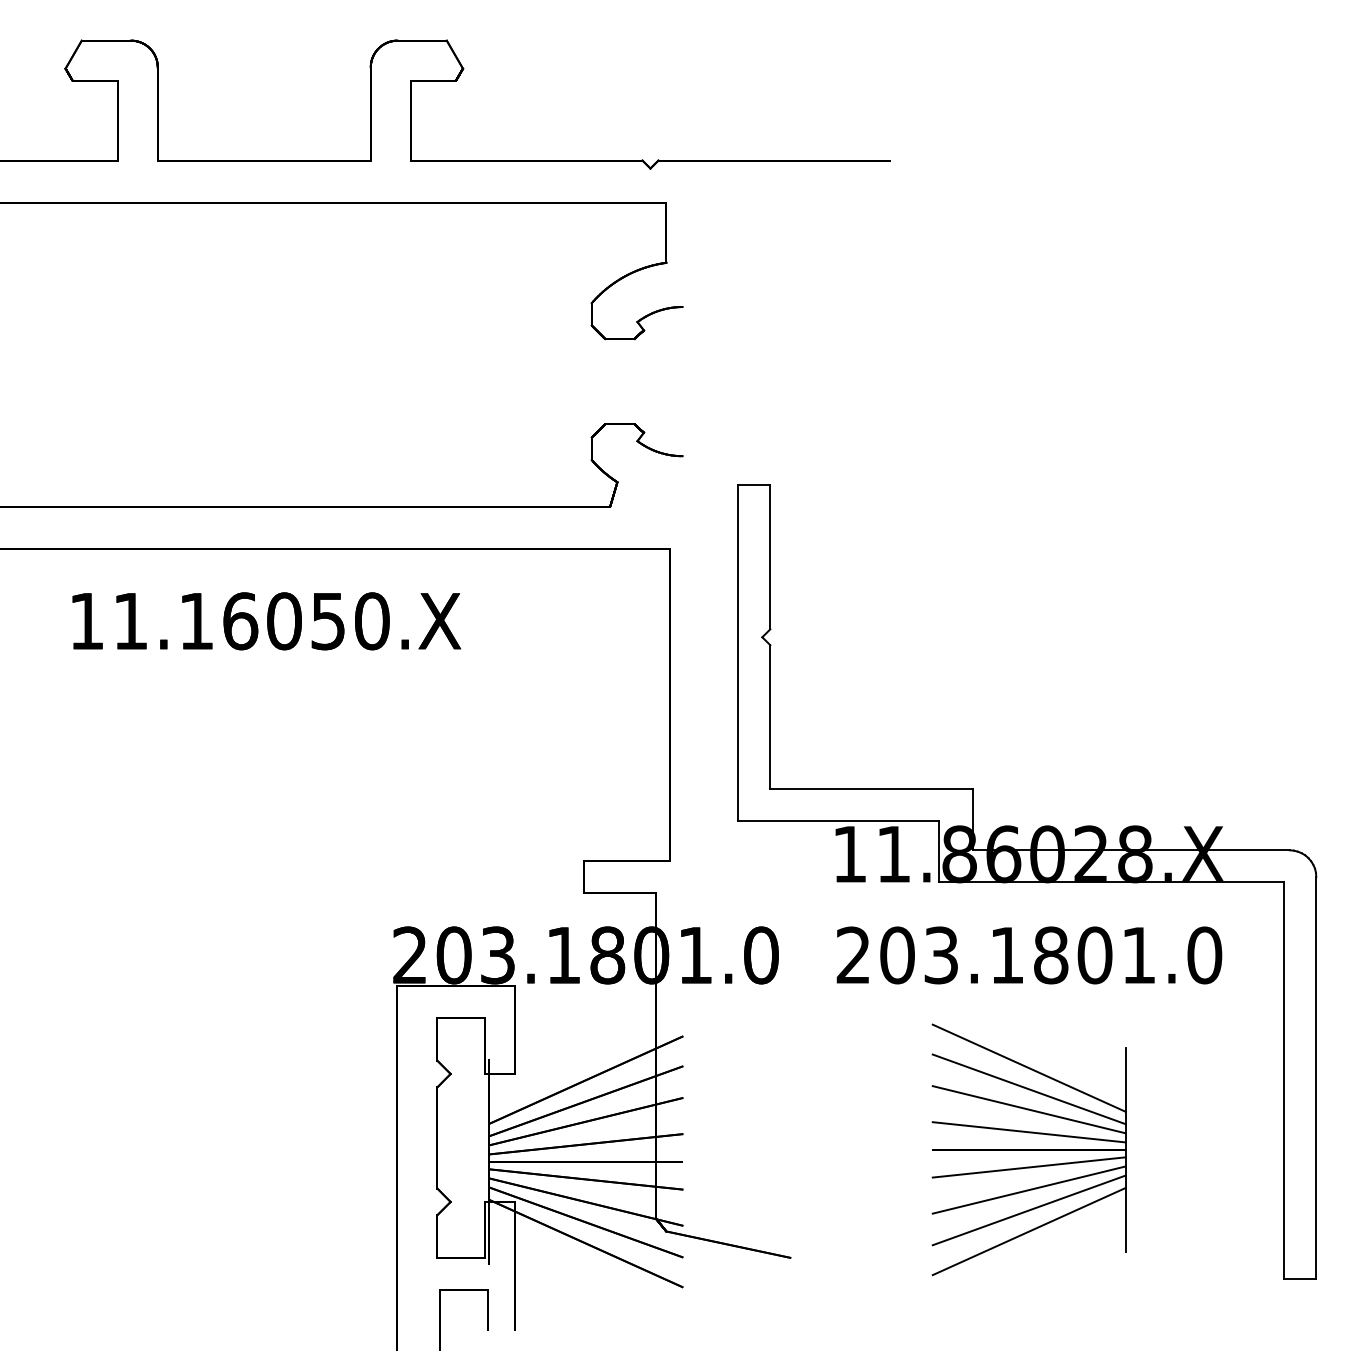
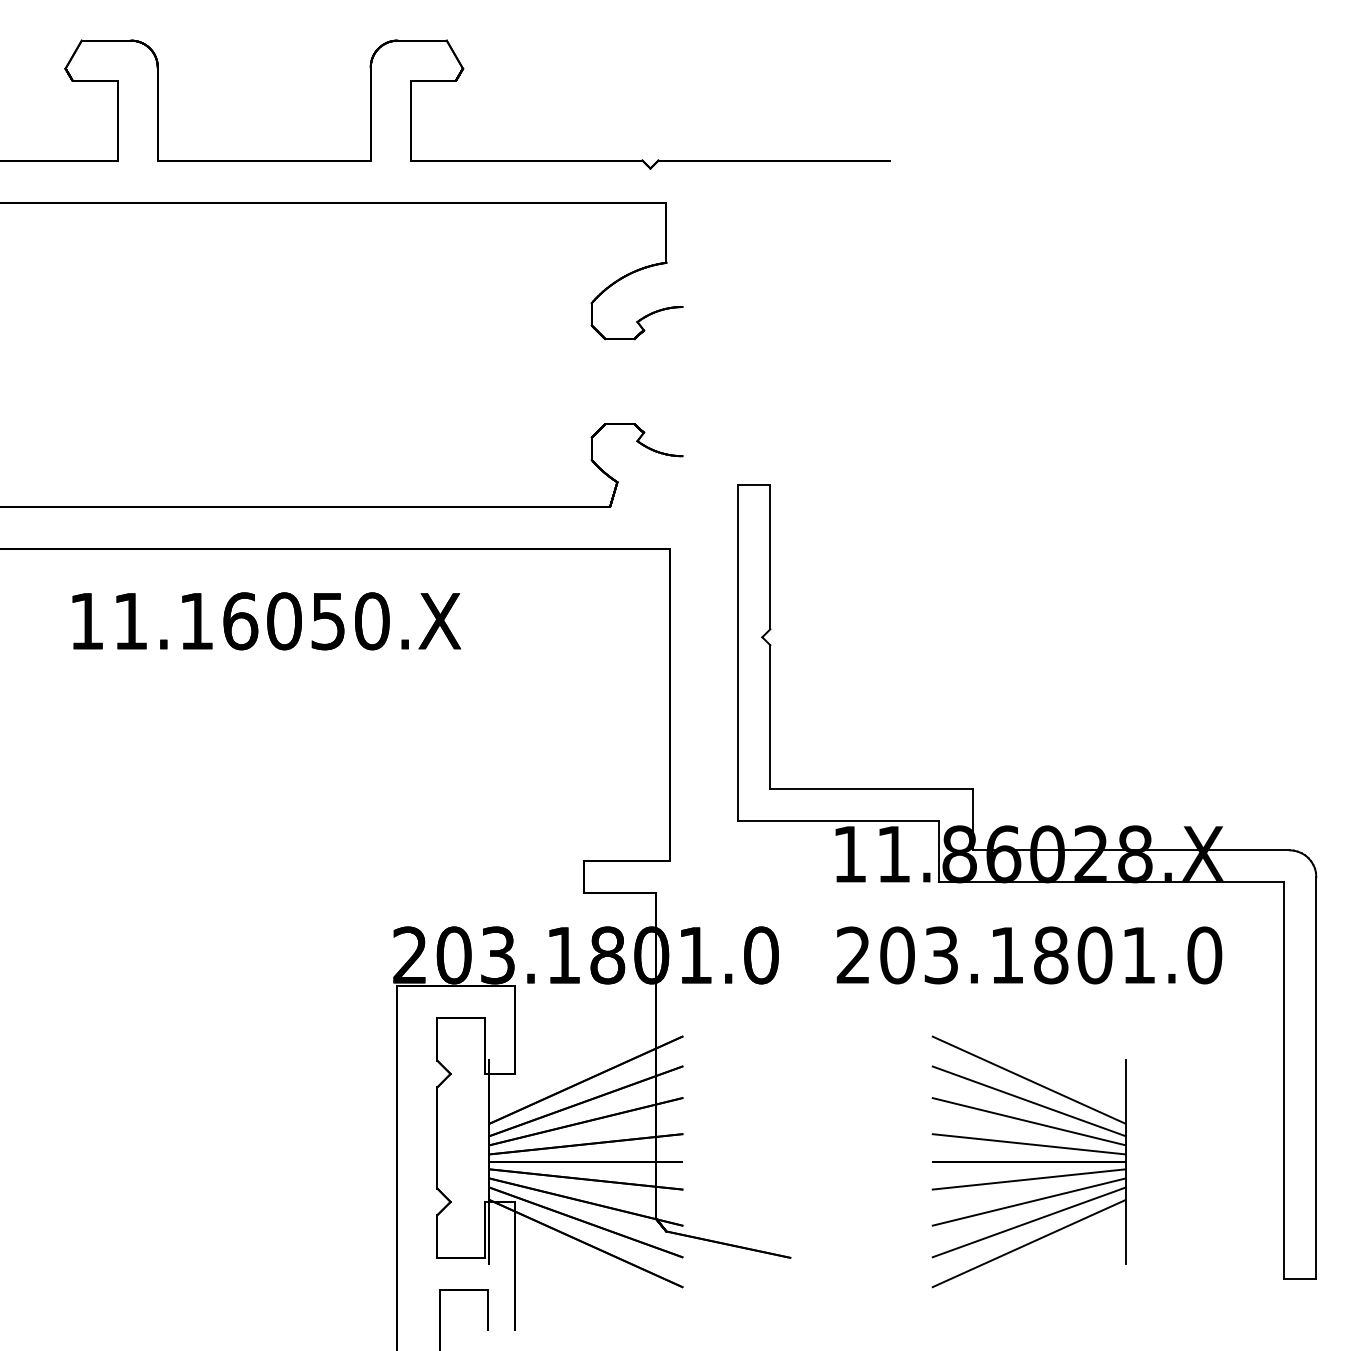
part position: (1028, 1149) -> (1028, 1161) (1028, 1161)
